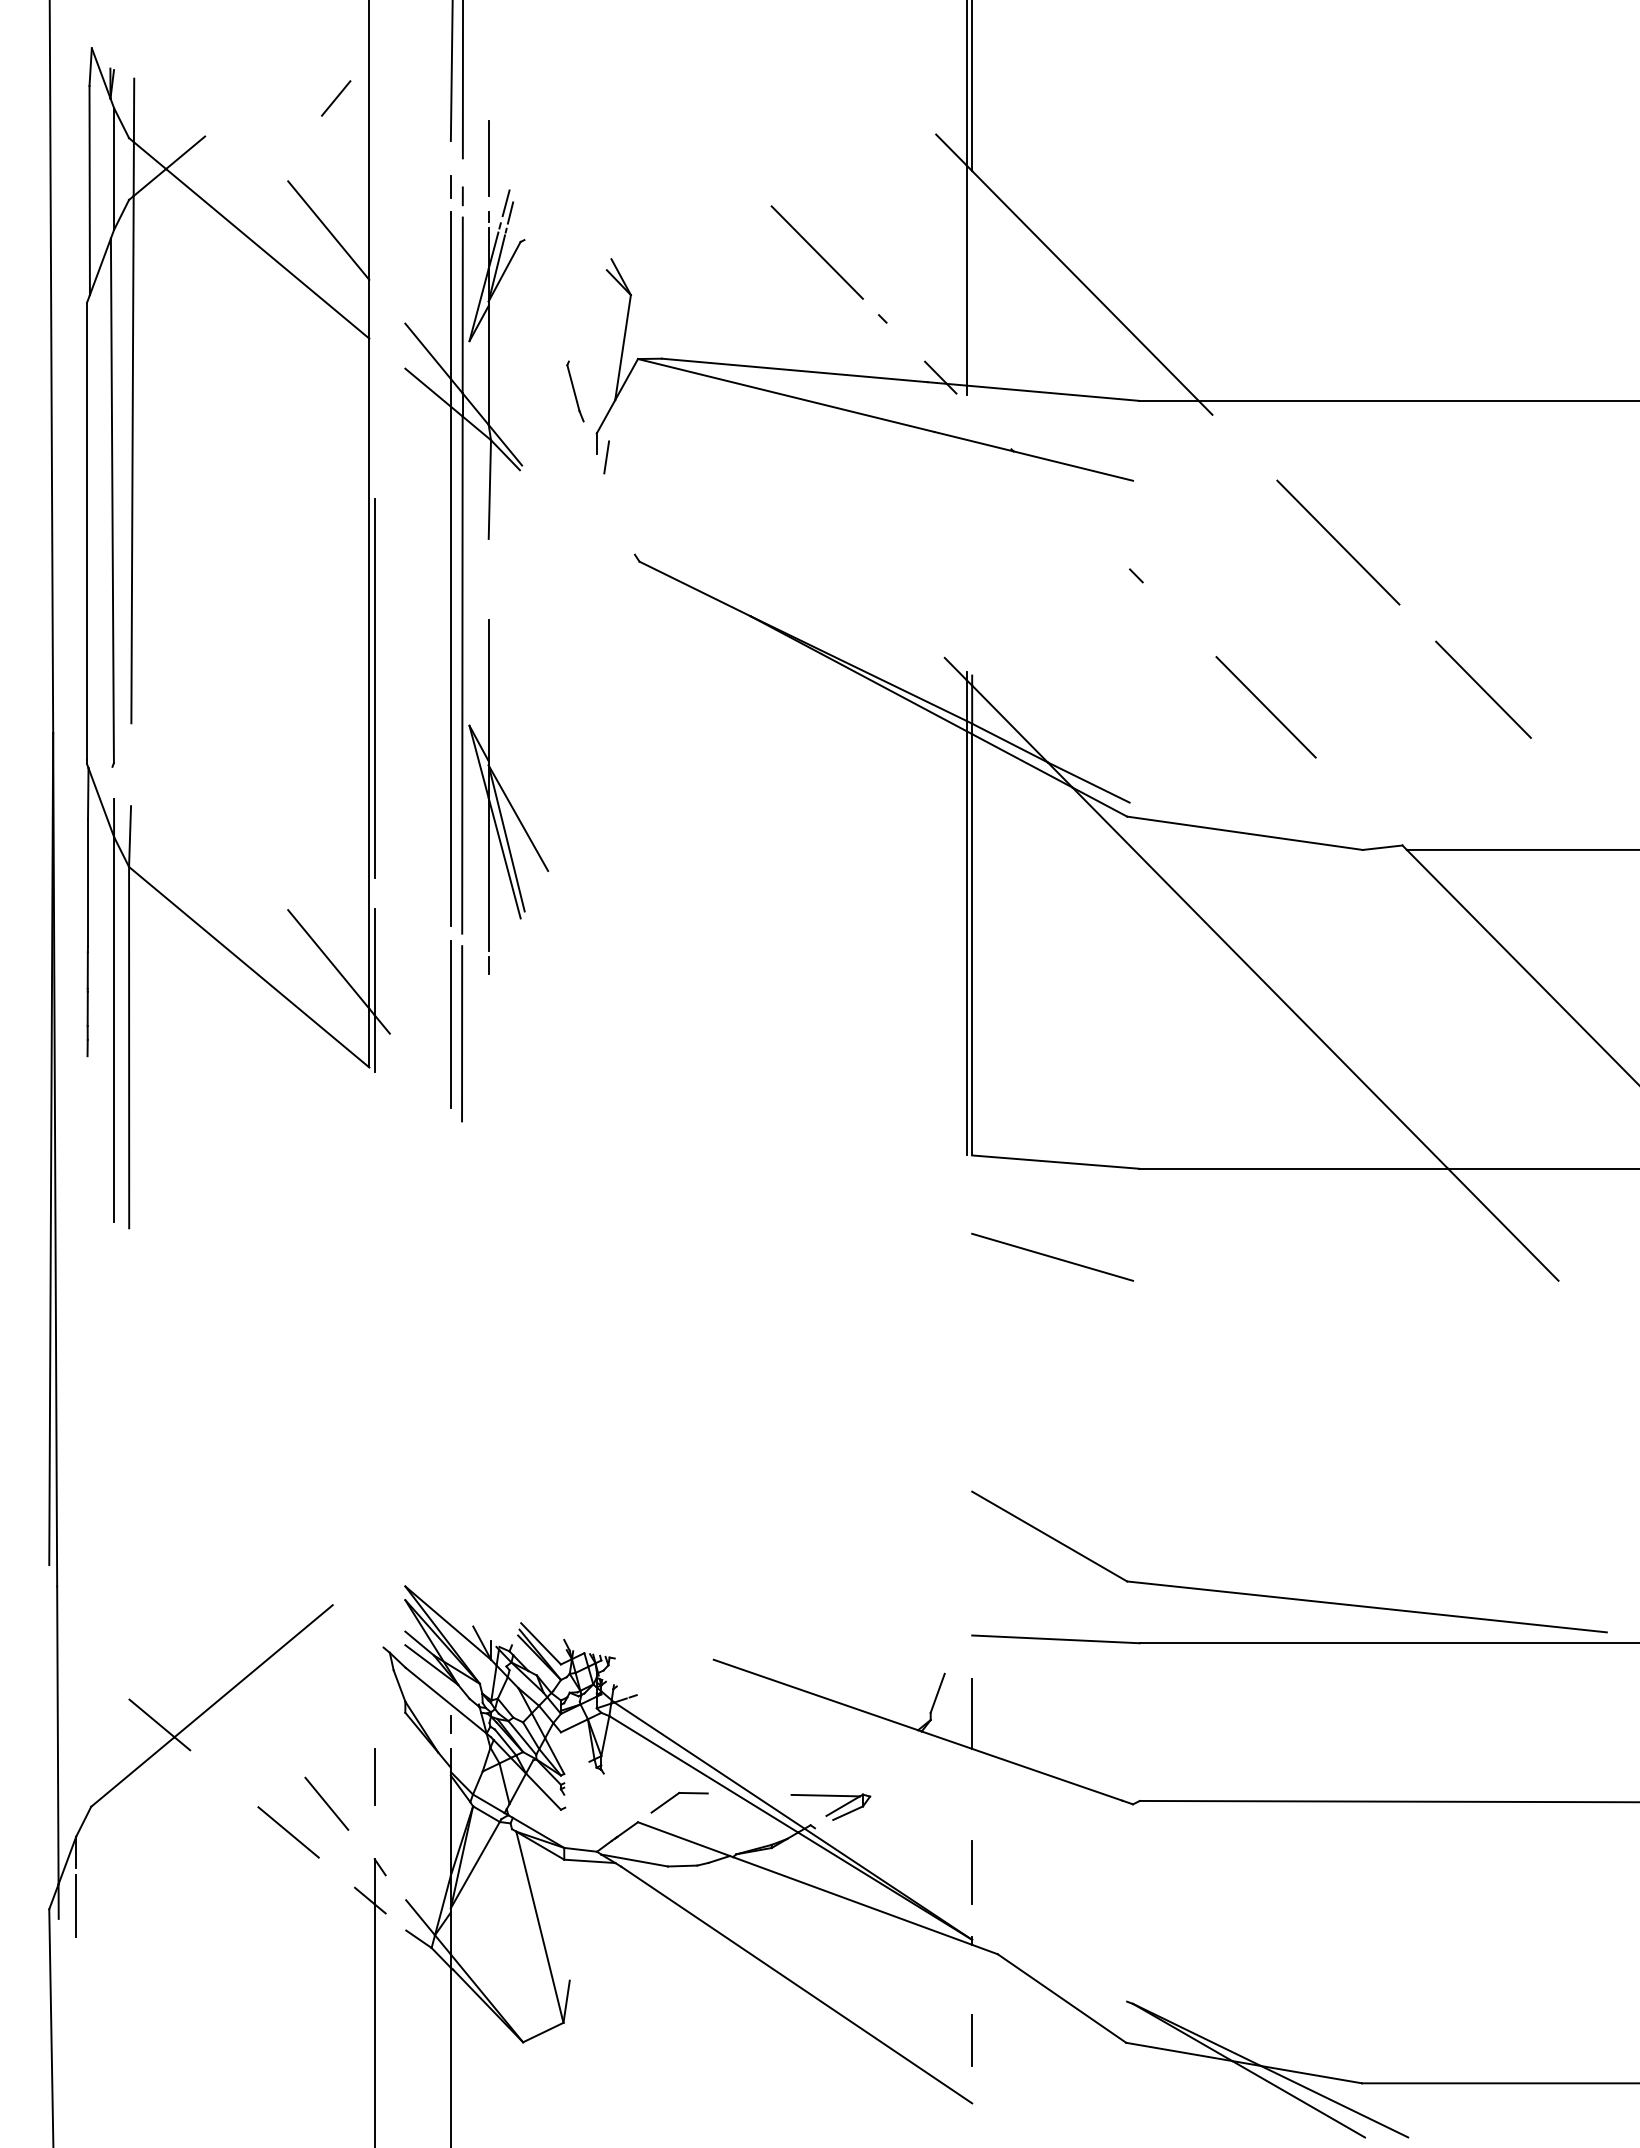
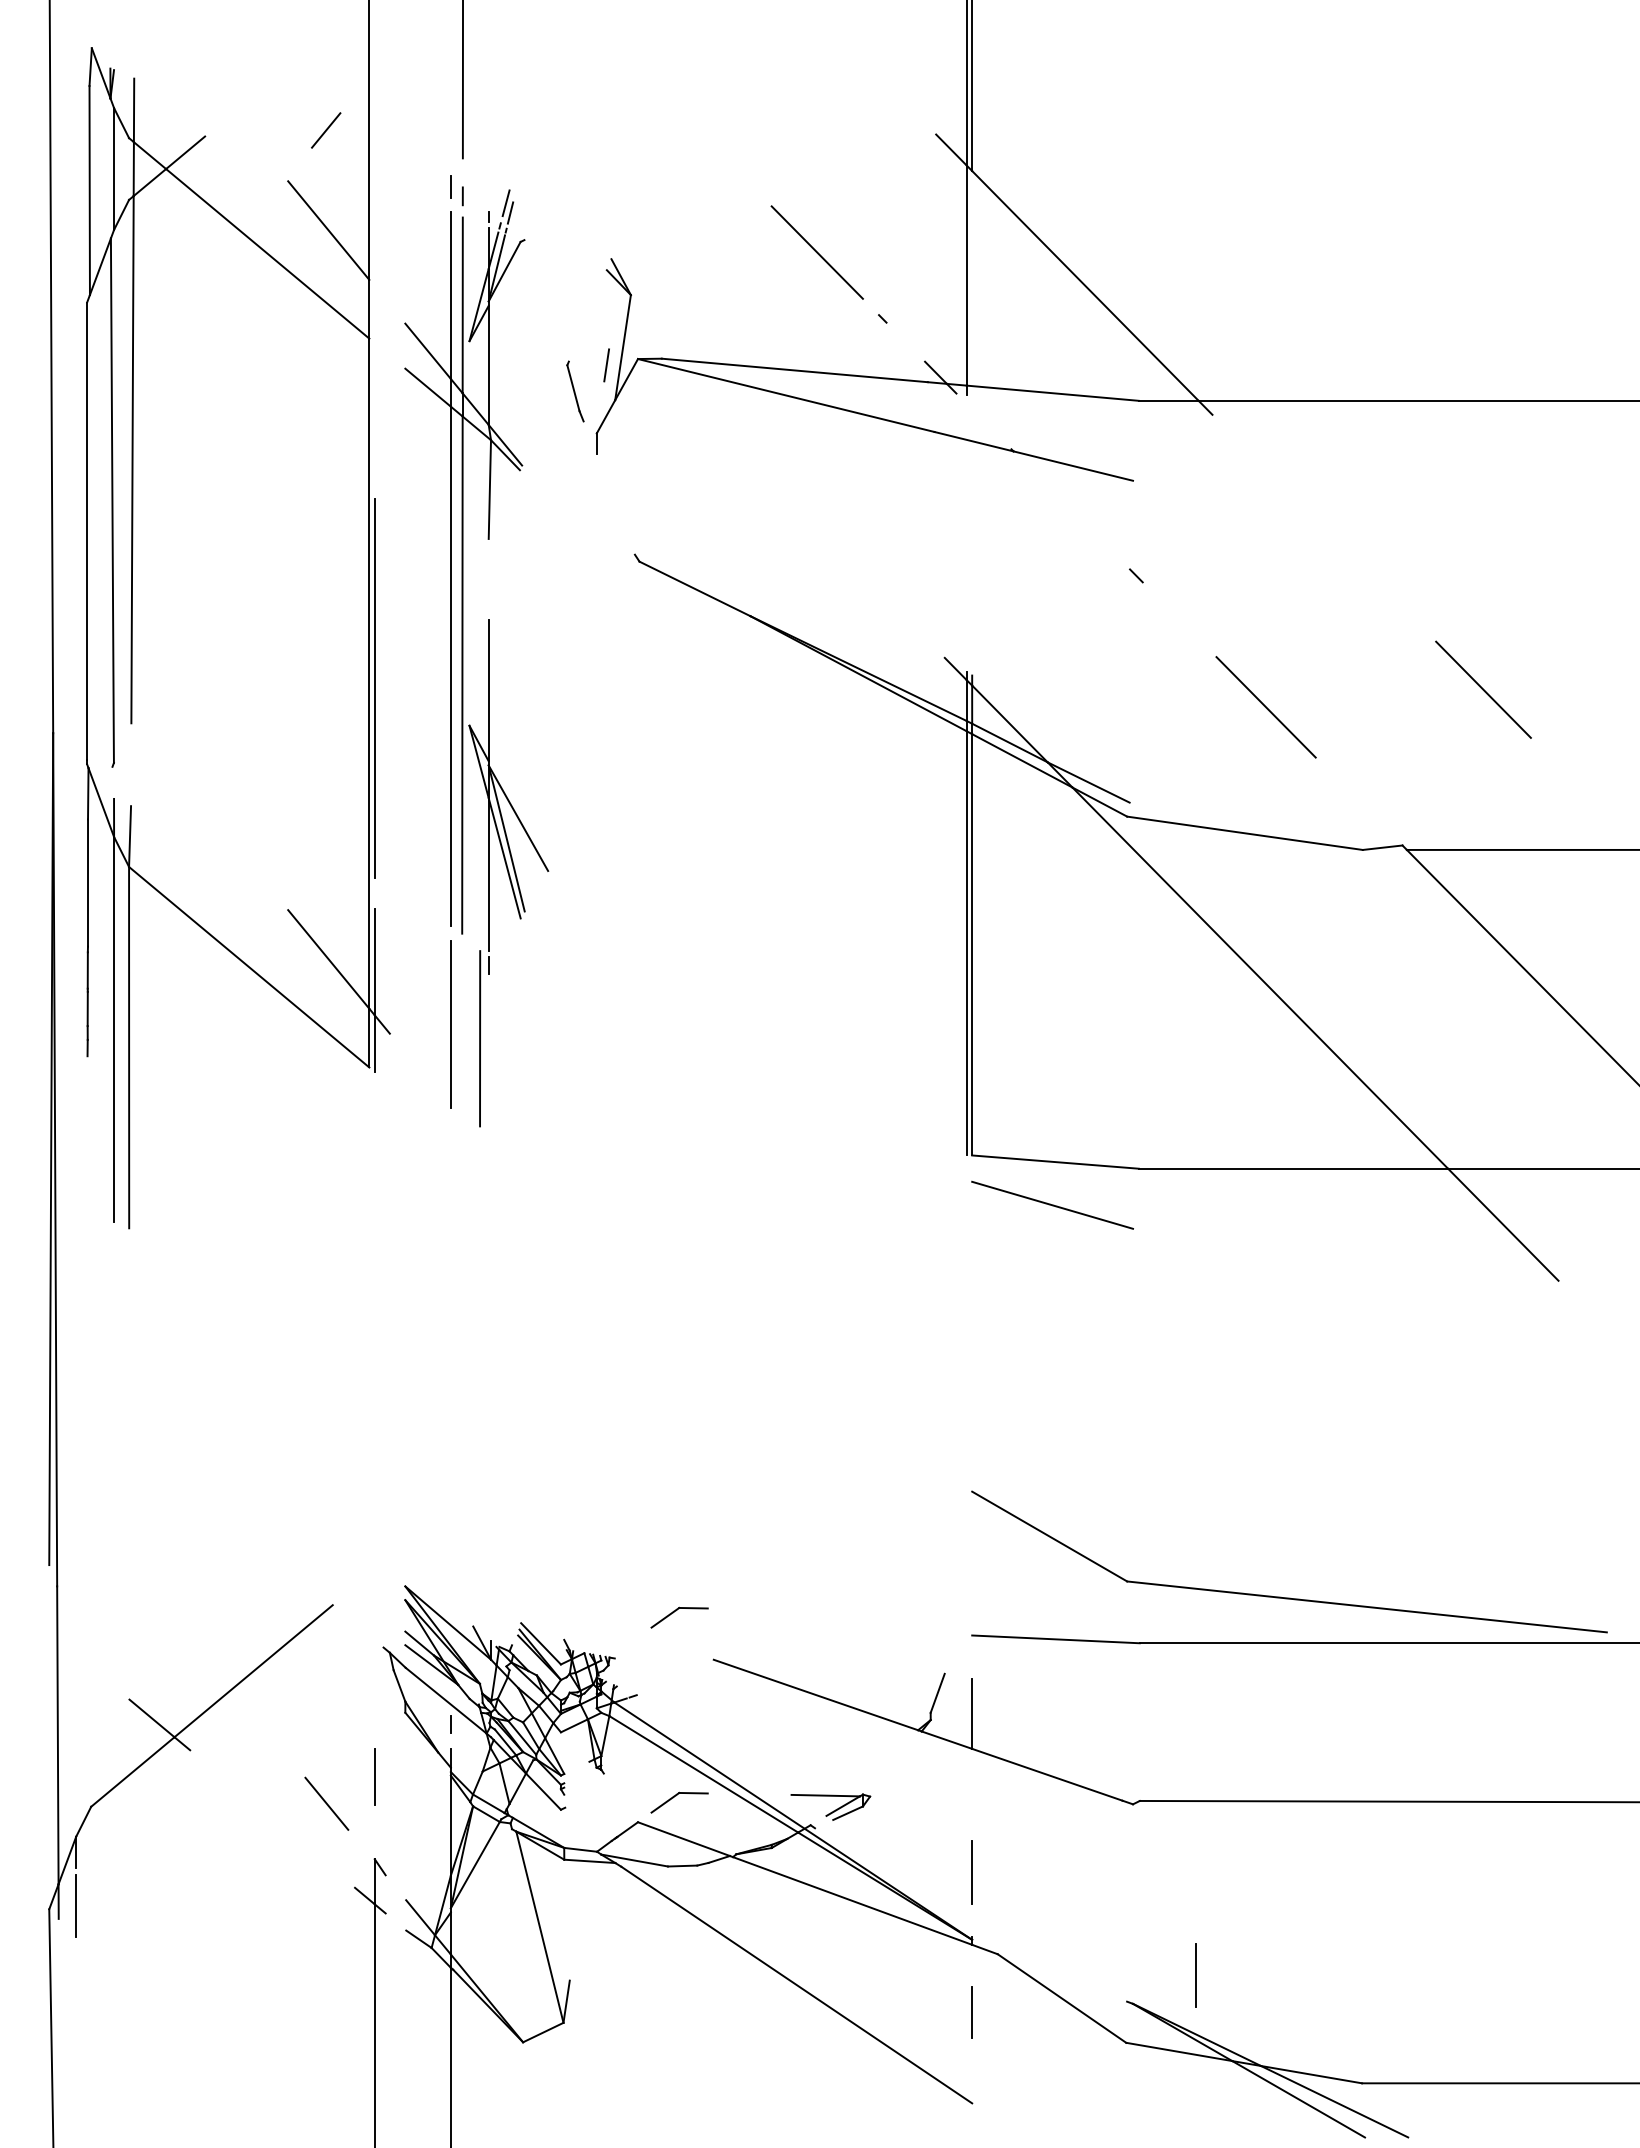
line: present -> none (451, 71)
line position: (336, 98) -> (326, 130) (326, 130)
line: present -> none (488, 158)
line position: (606, 457) -> (606, 365) (606, 365)
line: present -> none (1338, 542)
line position: (462, 1033) -> (480, 1038) (480, 1038)
line position: (1052, 1256) -> (1052, 1204) (1052, 1204)
part: none -> present (676, 1611)
line: present -> none (288, 1832)
line: none -> present (1195, 1975)
line position: (971, 2040) -> (971, 2012) (971, 2012)
